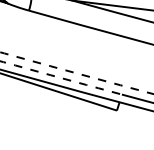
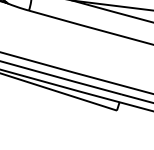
arc: dashed -> solid (77, 73)
arc: dashed -> solid (61, 78)
